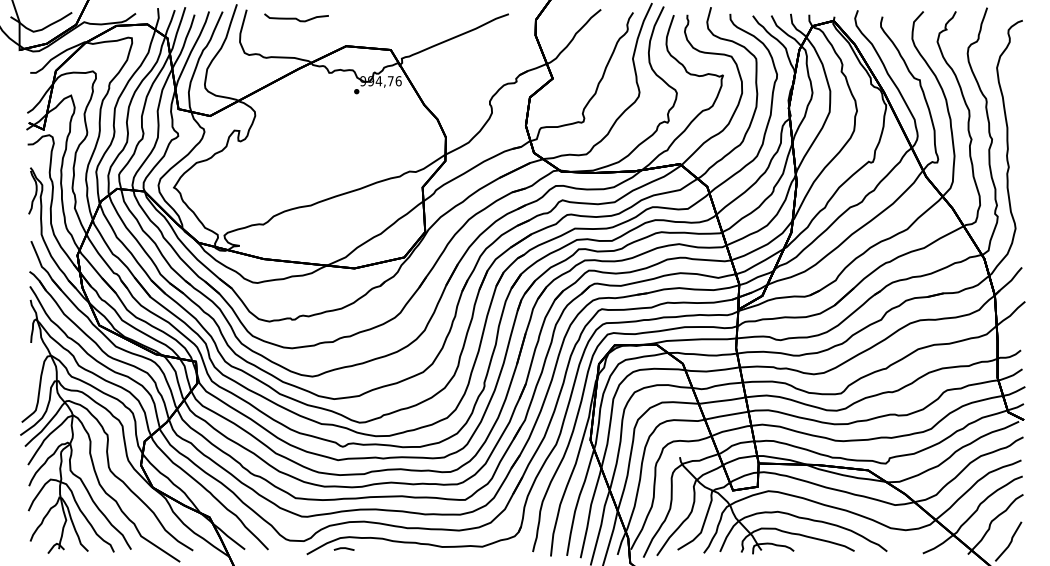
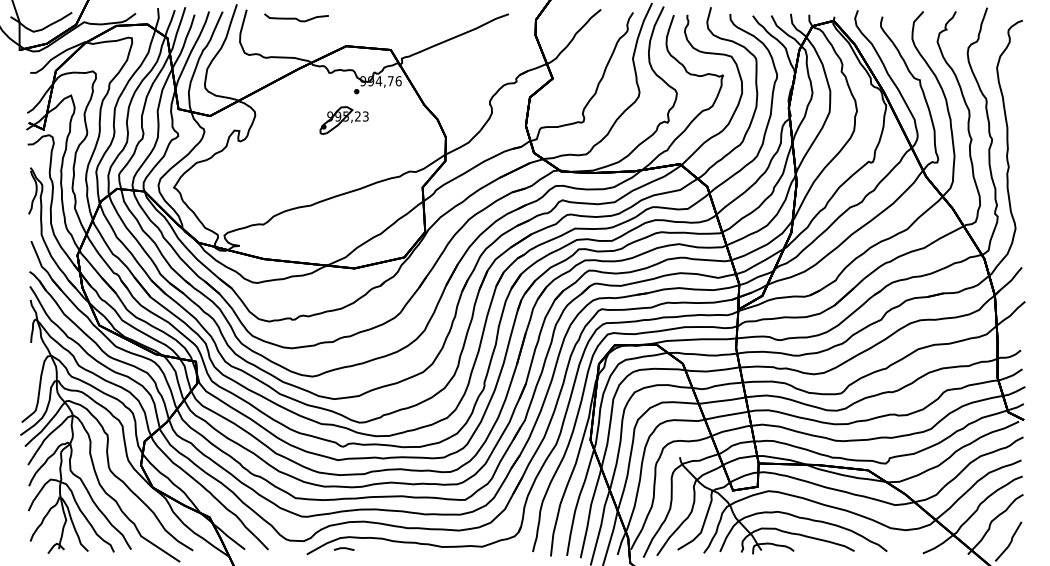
part: none -> present (343, 120)
